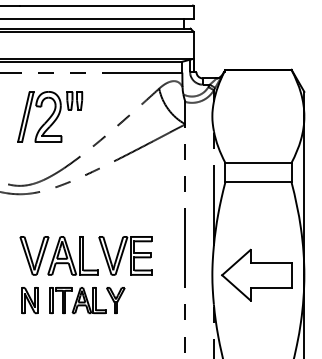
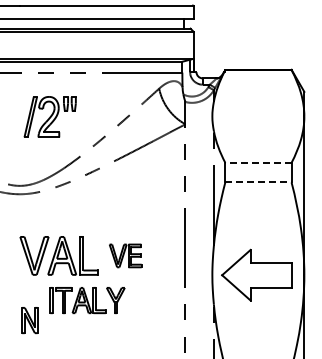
part size: 67x52 px -> 54x42 px (49, 116)
line: solid -> dashed (257, 162)
line: solid -> dashed (258, 182)
part size: 55x40 px -> 34x26 px (125, 255)
part position: (29, 300) -> (29, 320) (29, 320)
